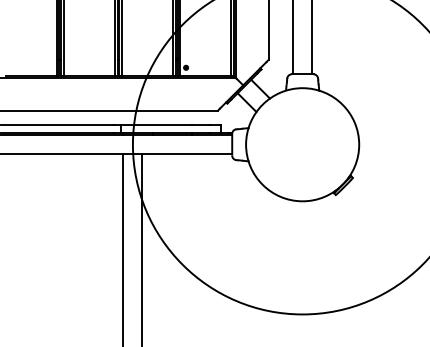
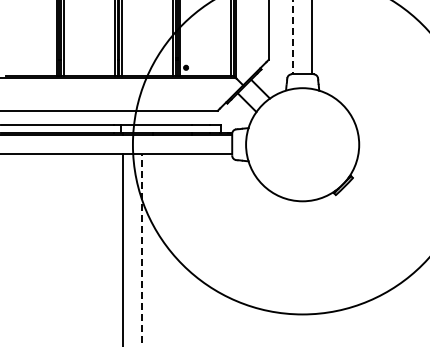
line: solid -> dashed (293, 37)
line: solid -> dashed (141, 250)
